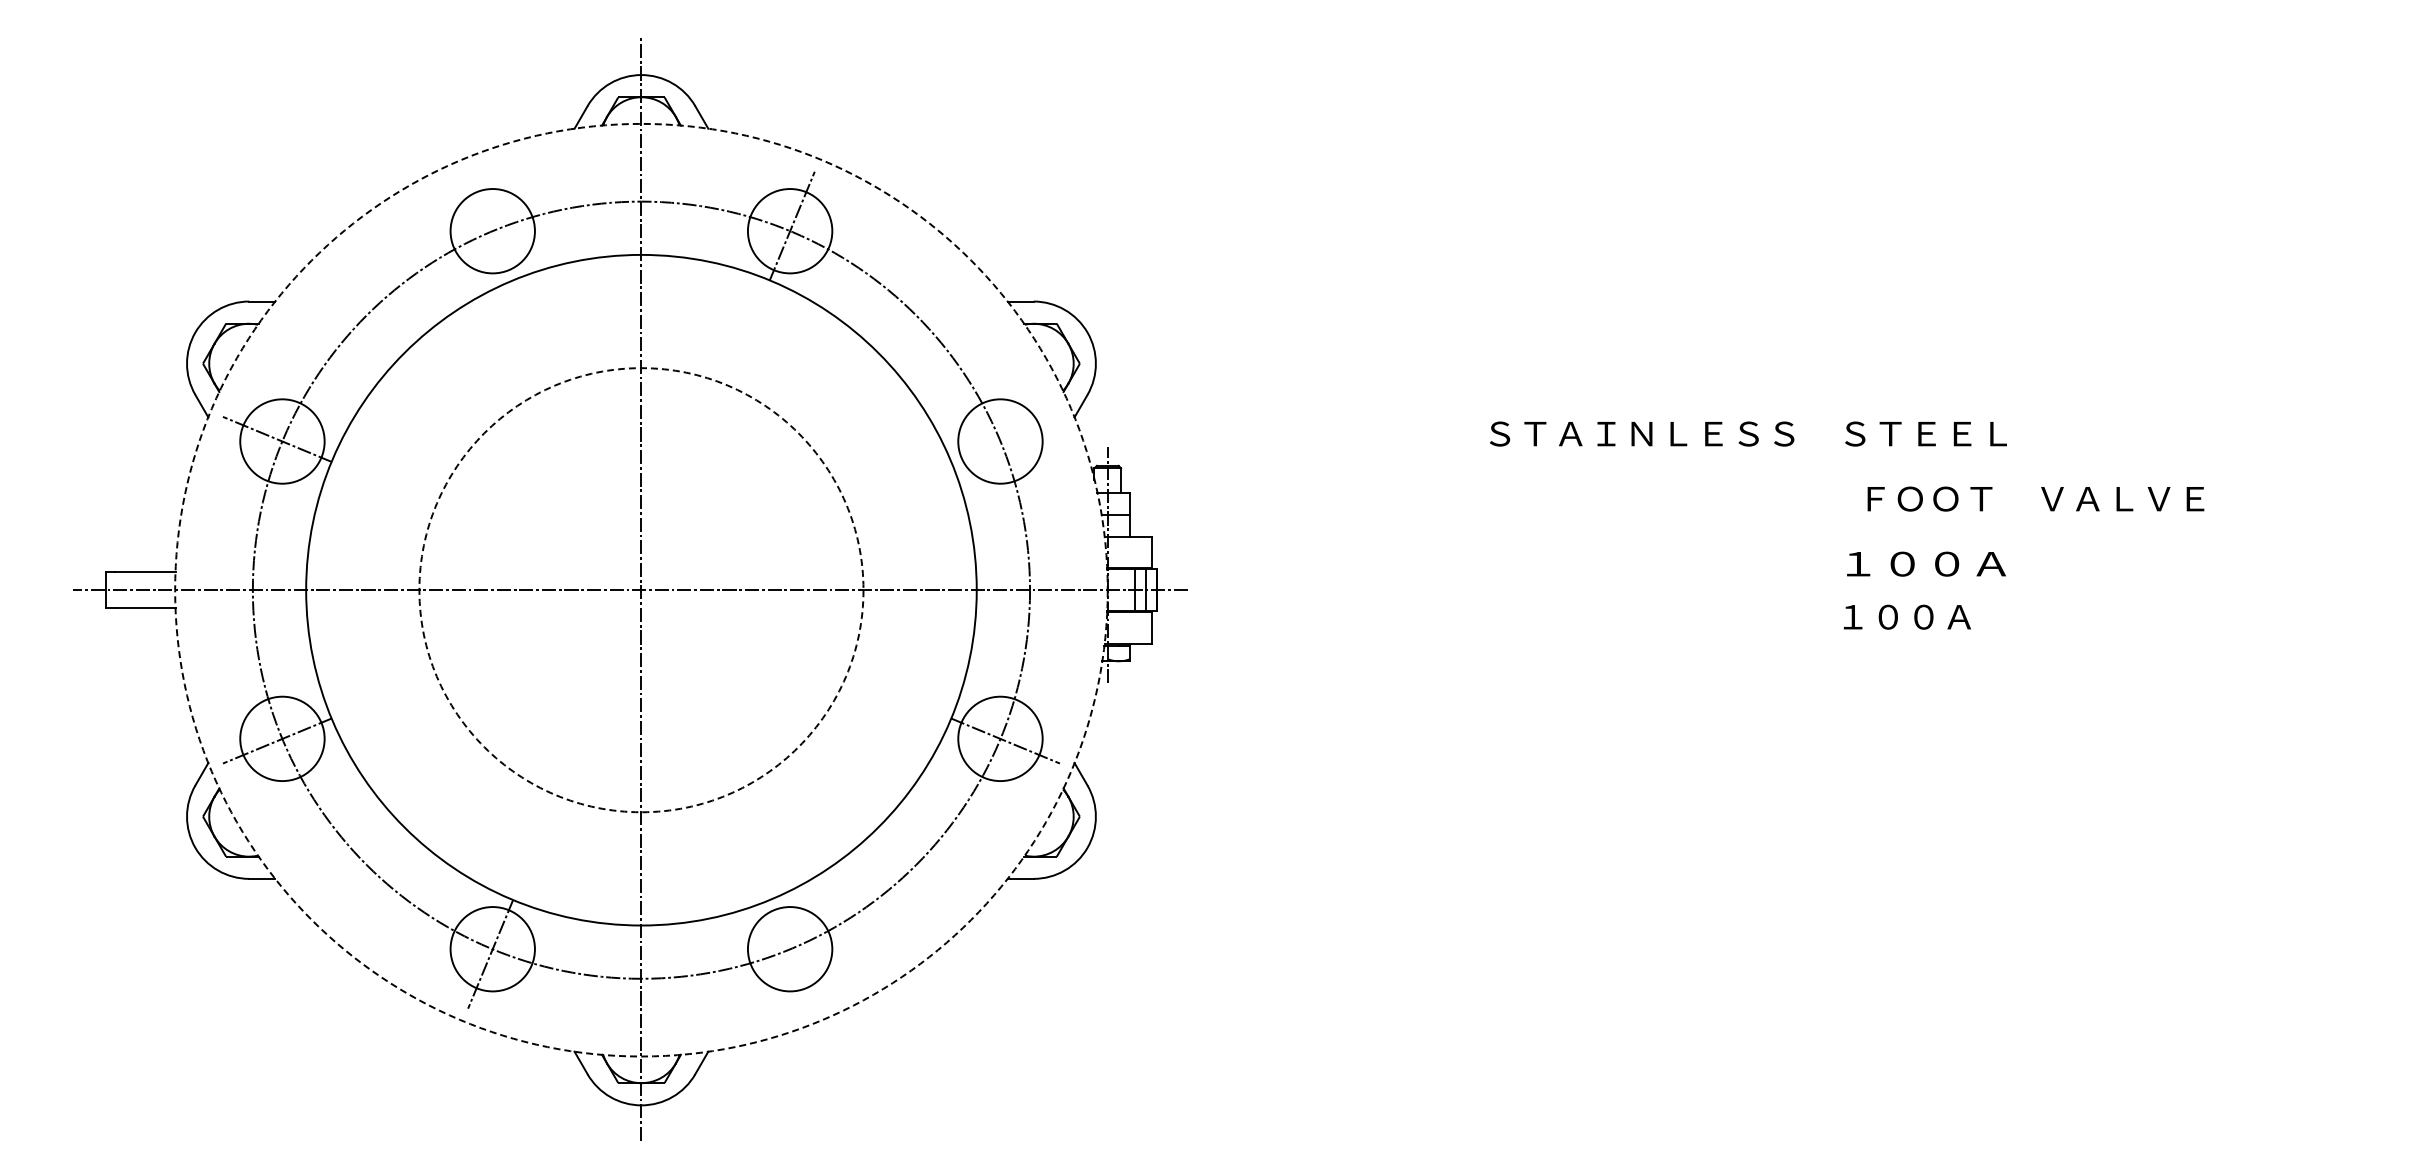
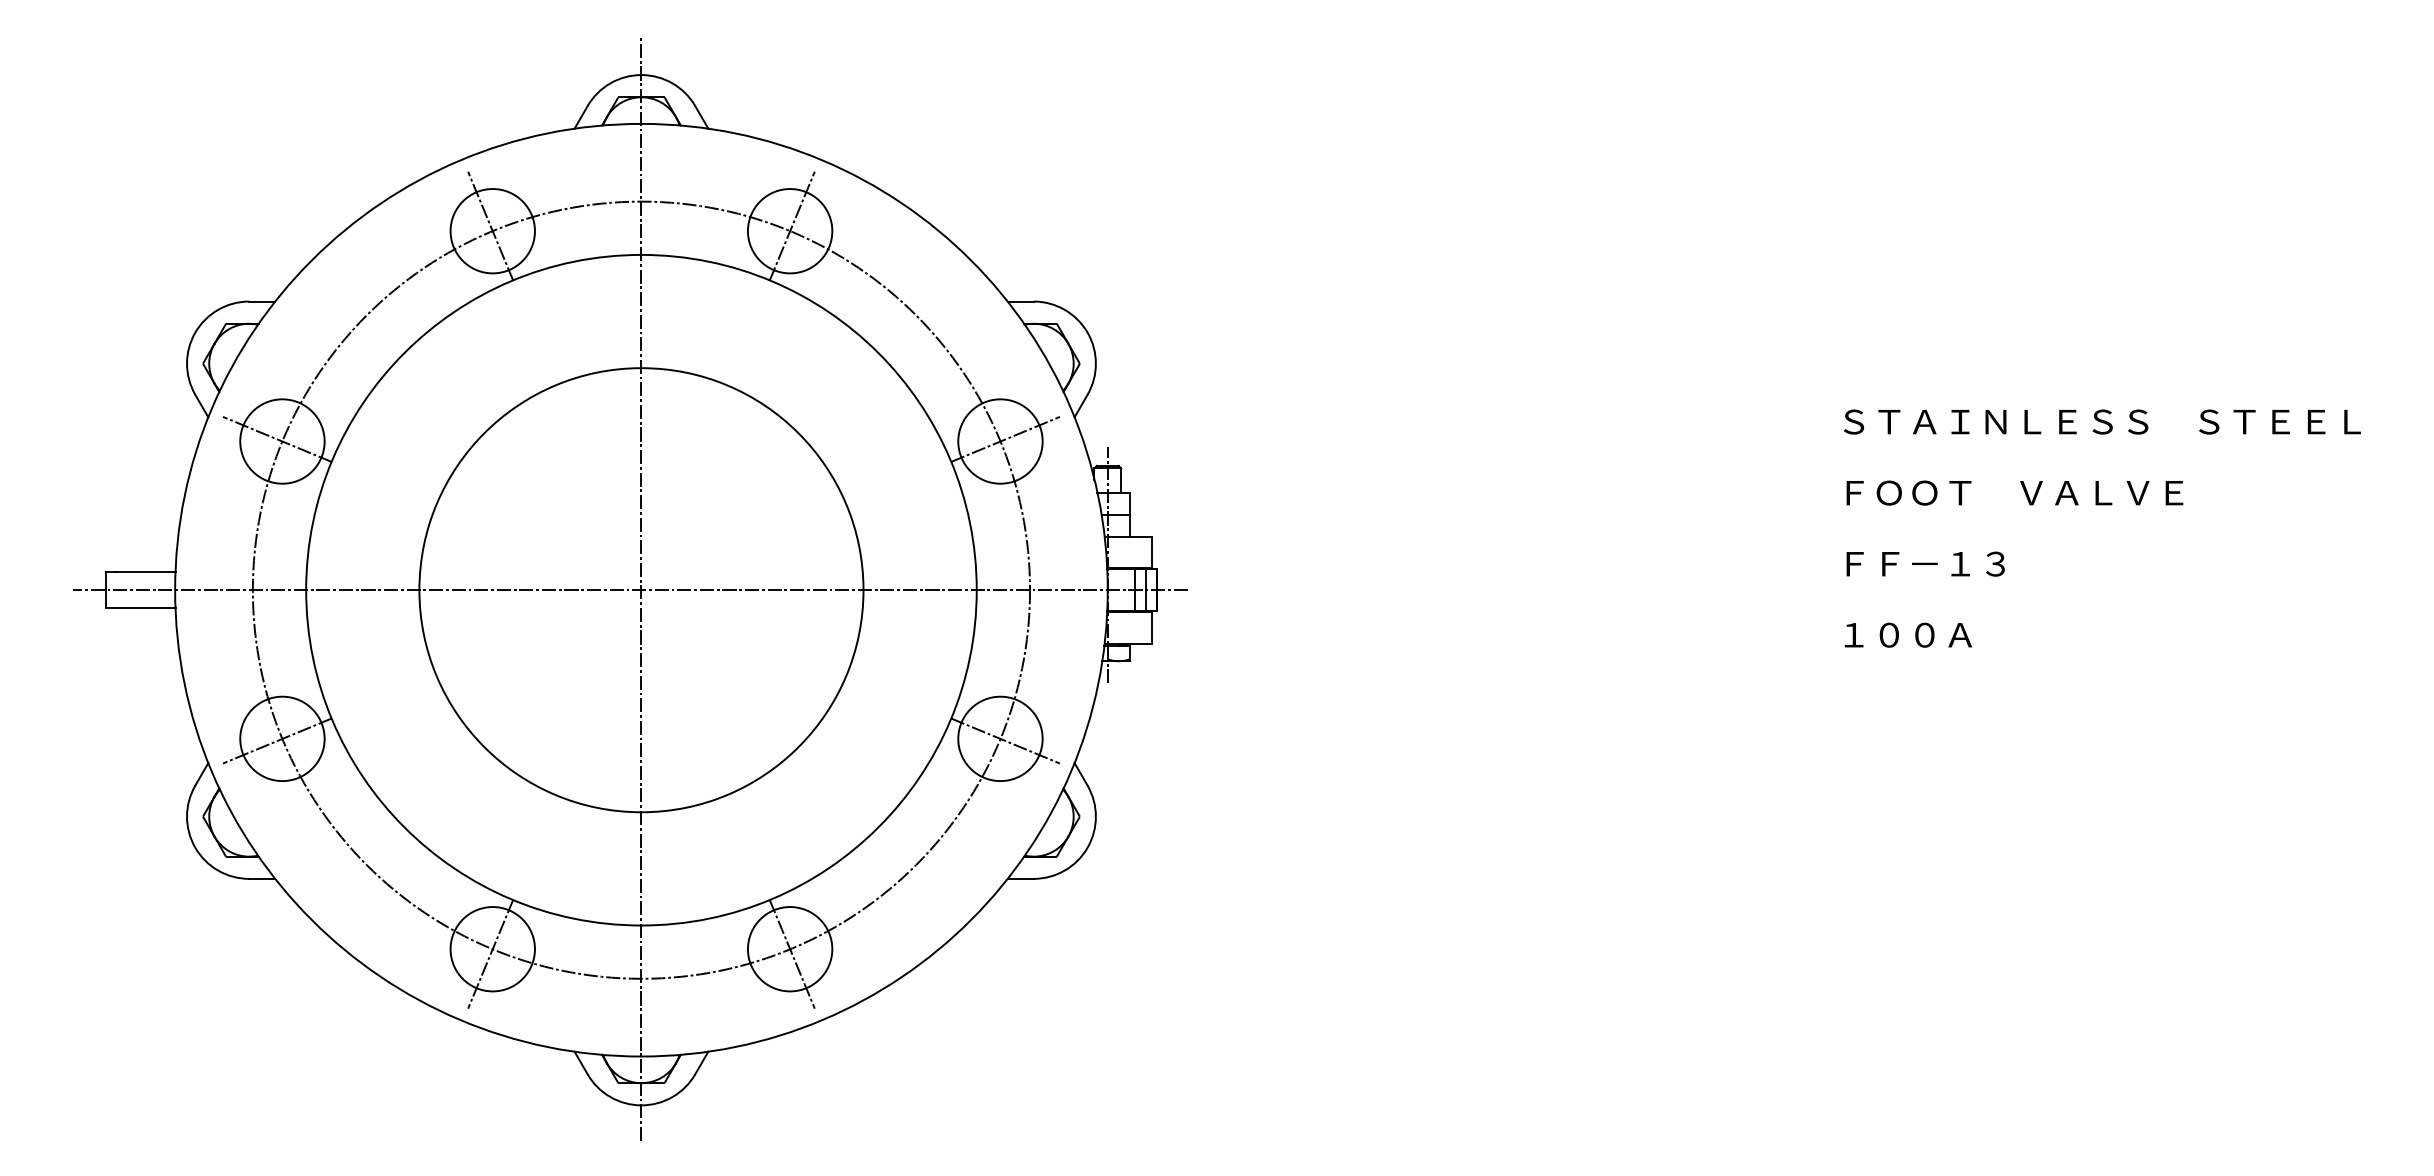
line: none -> present (490, 225)
text position: (1748, 433) -> (2102, 421) (2102, 421)
line: none -> present (1005, 438)
text position: (2035, 498) -> (2014, 492) (2014, 492)
text: １００Ａ -> ＦＦ－１３ (1925, 563)
circle: dashed -> solid (641, 589)
circle: dashed -> solid (641, 590)
text position: (1906, 616) -> (1907, 634) (1907, 634)
line: none -> present (791, 953)
